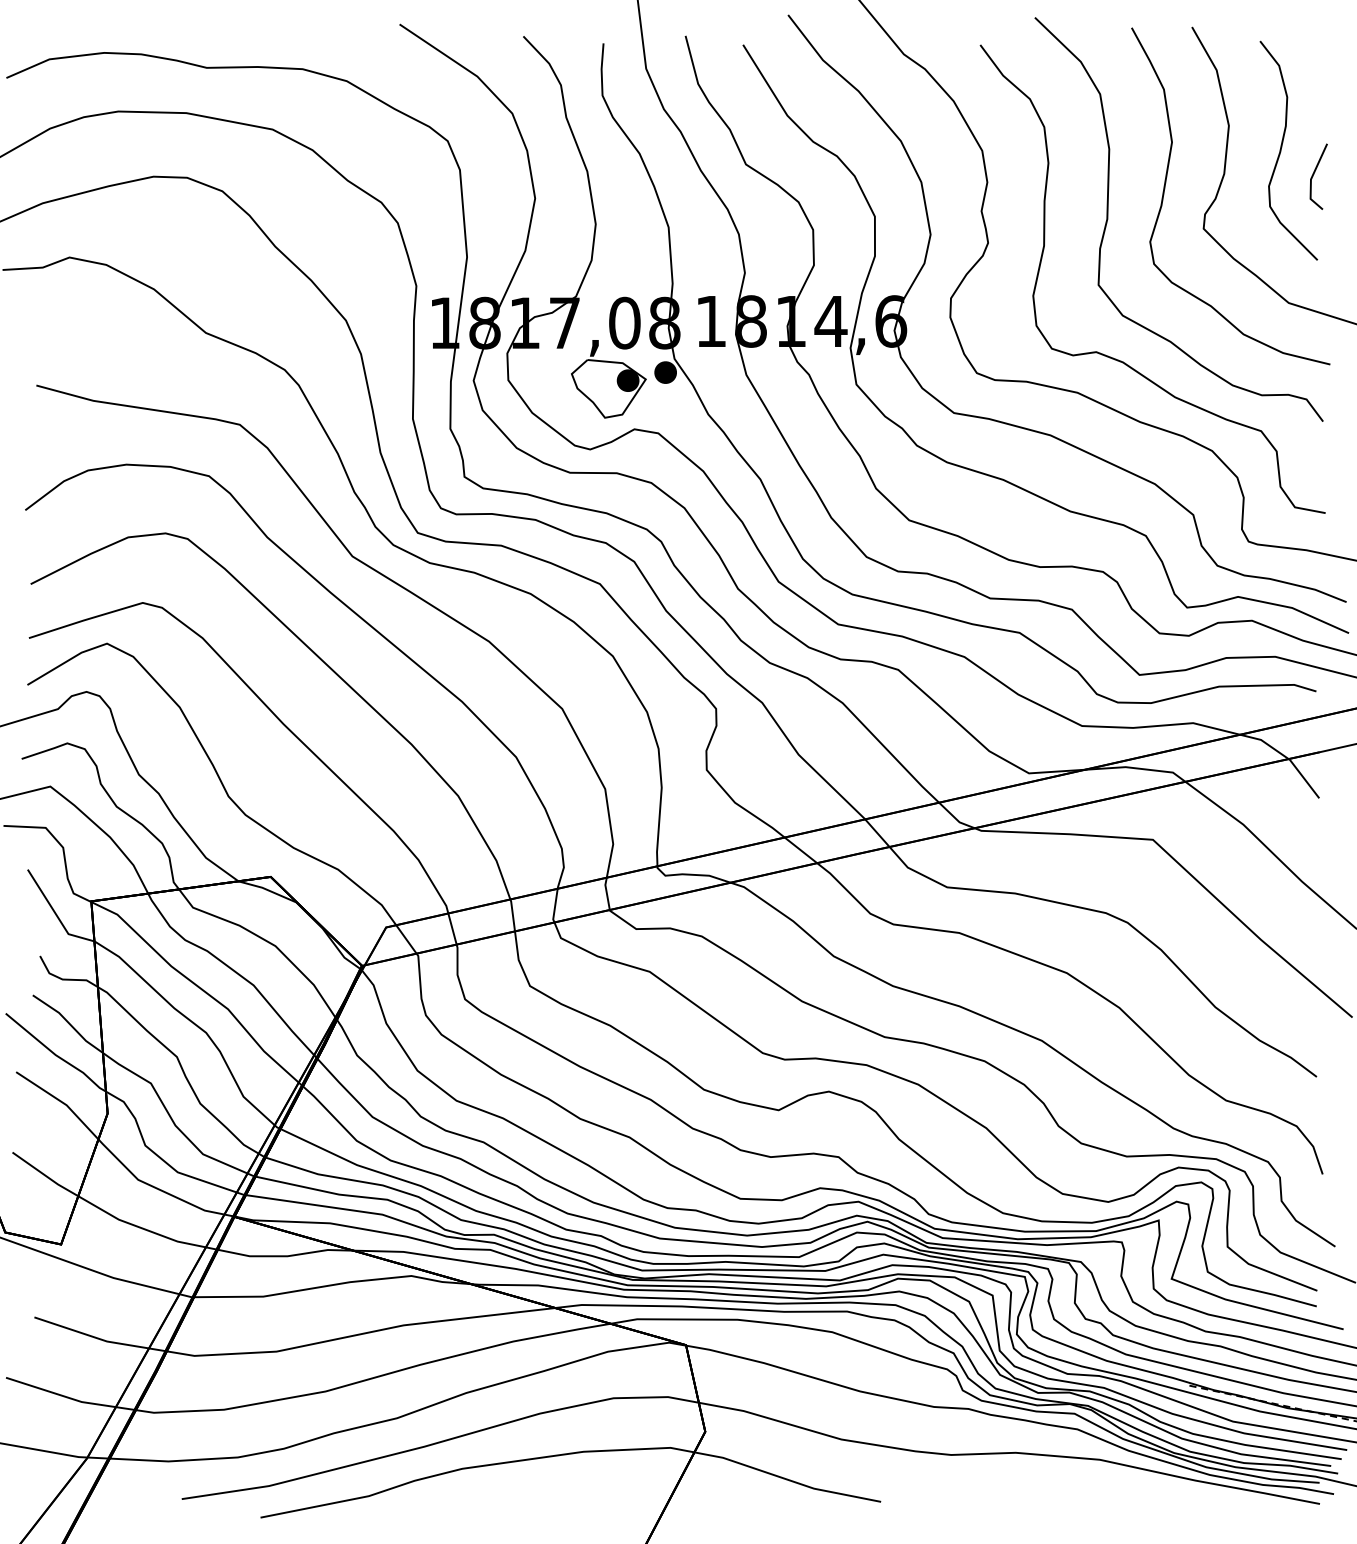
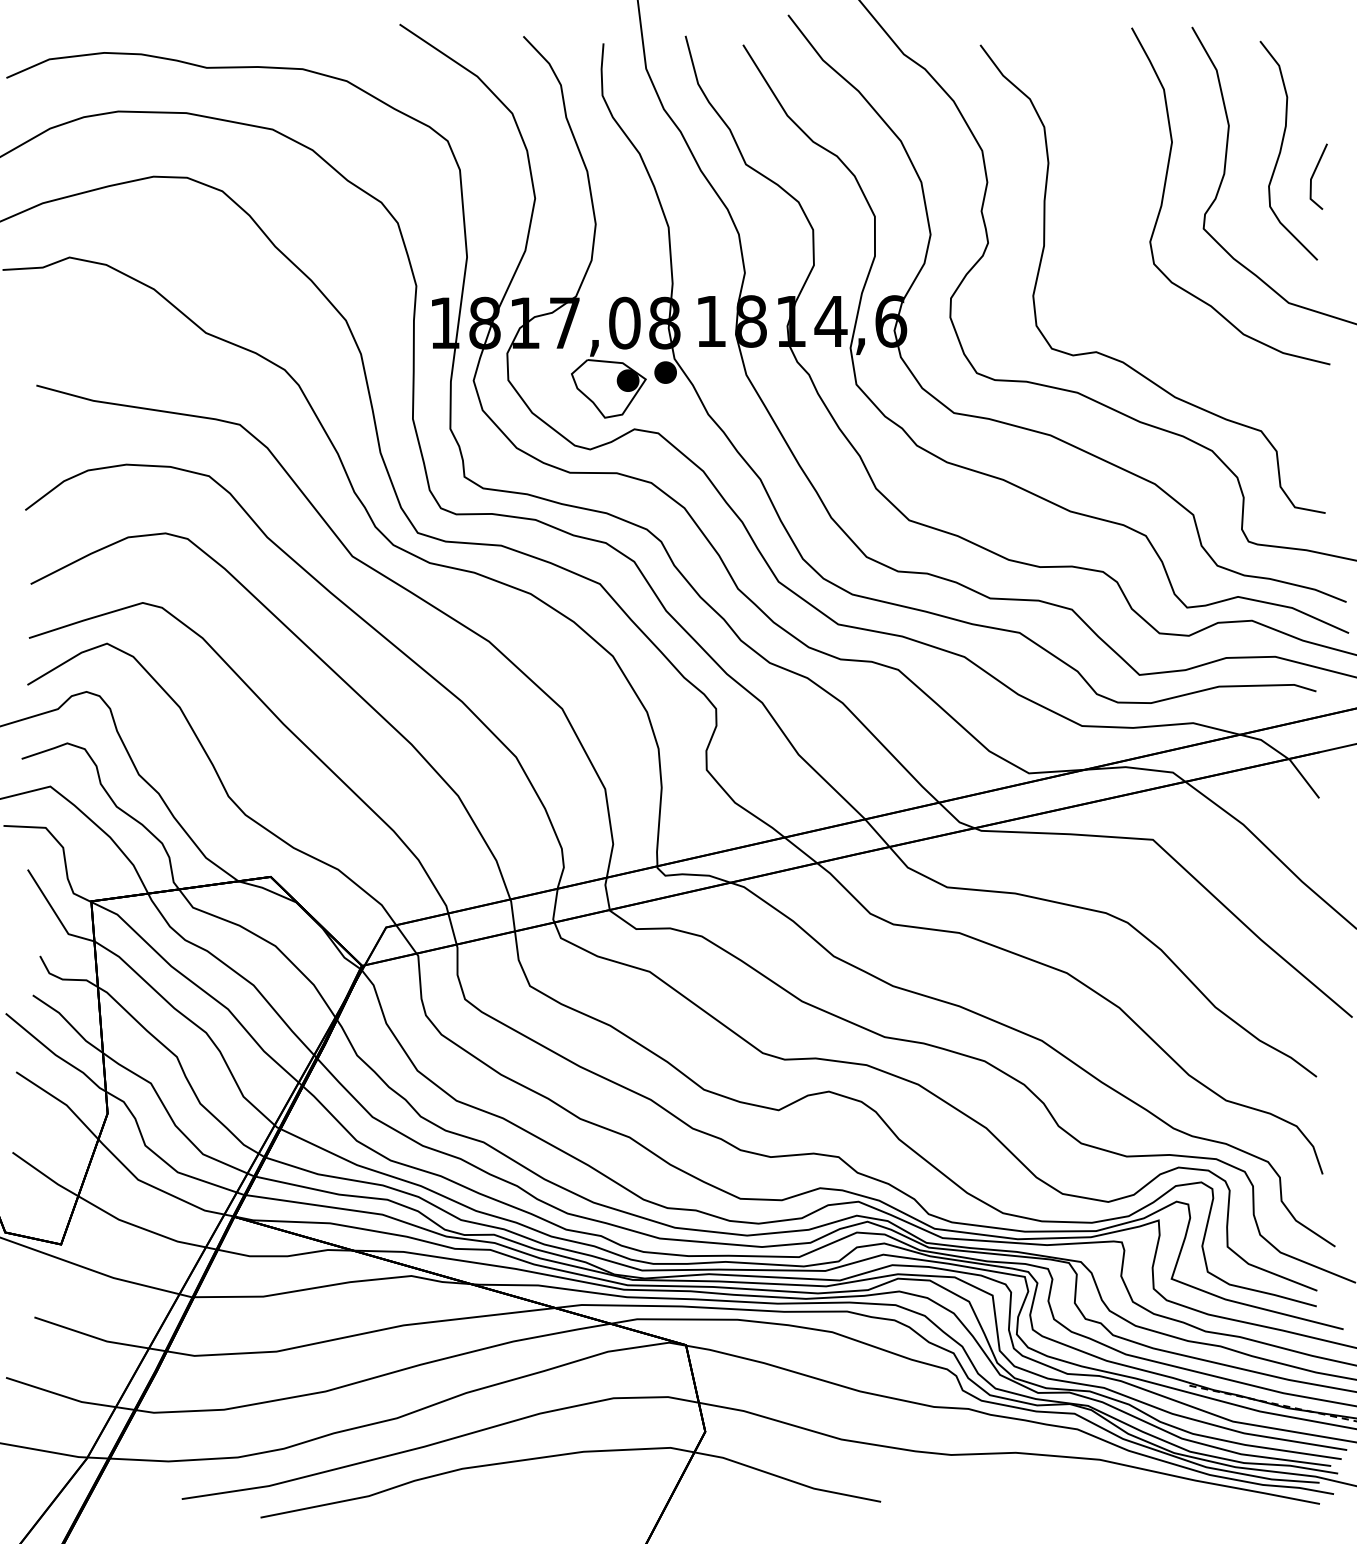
curve: present -> none (1108, 219)
